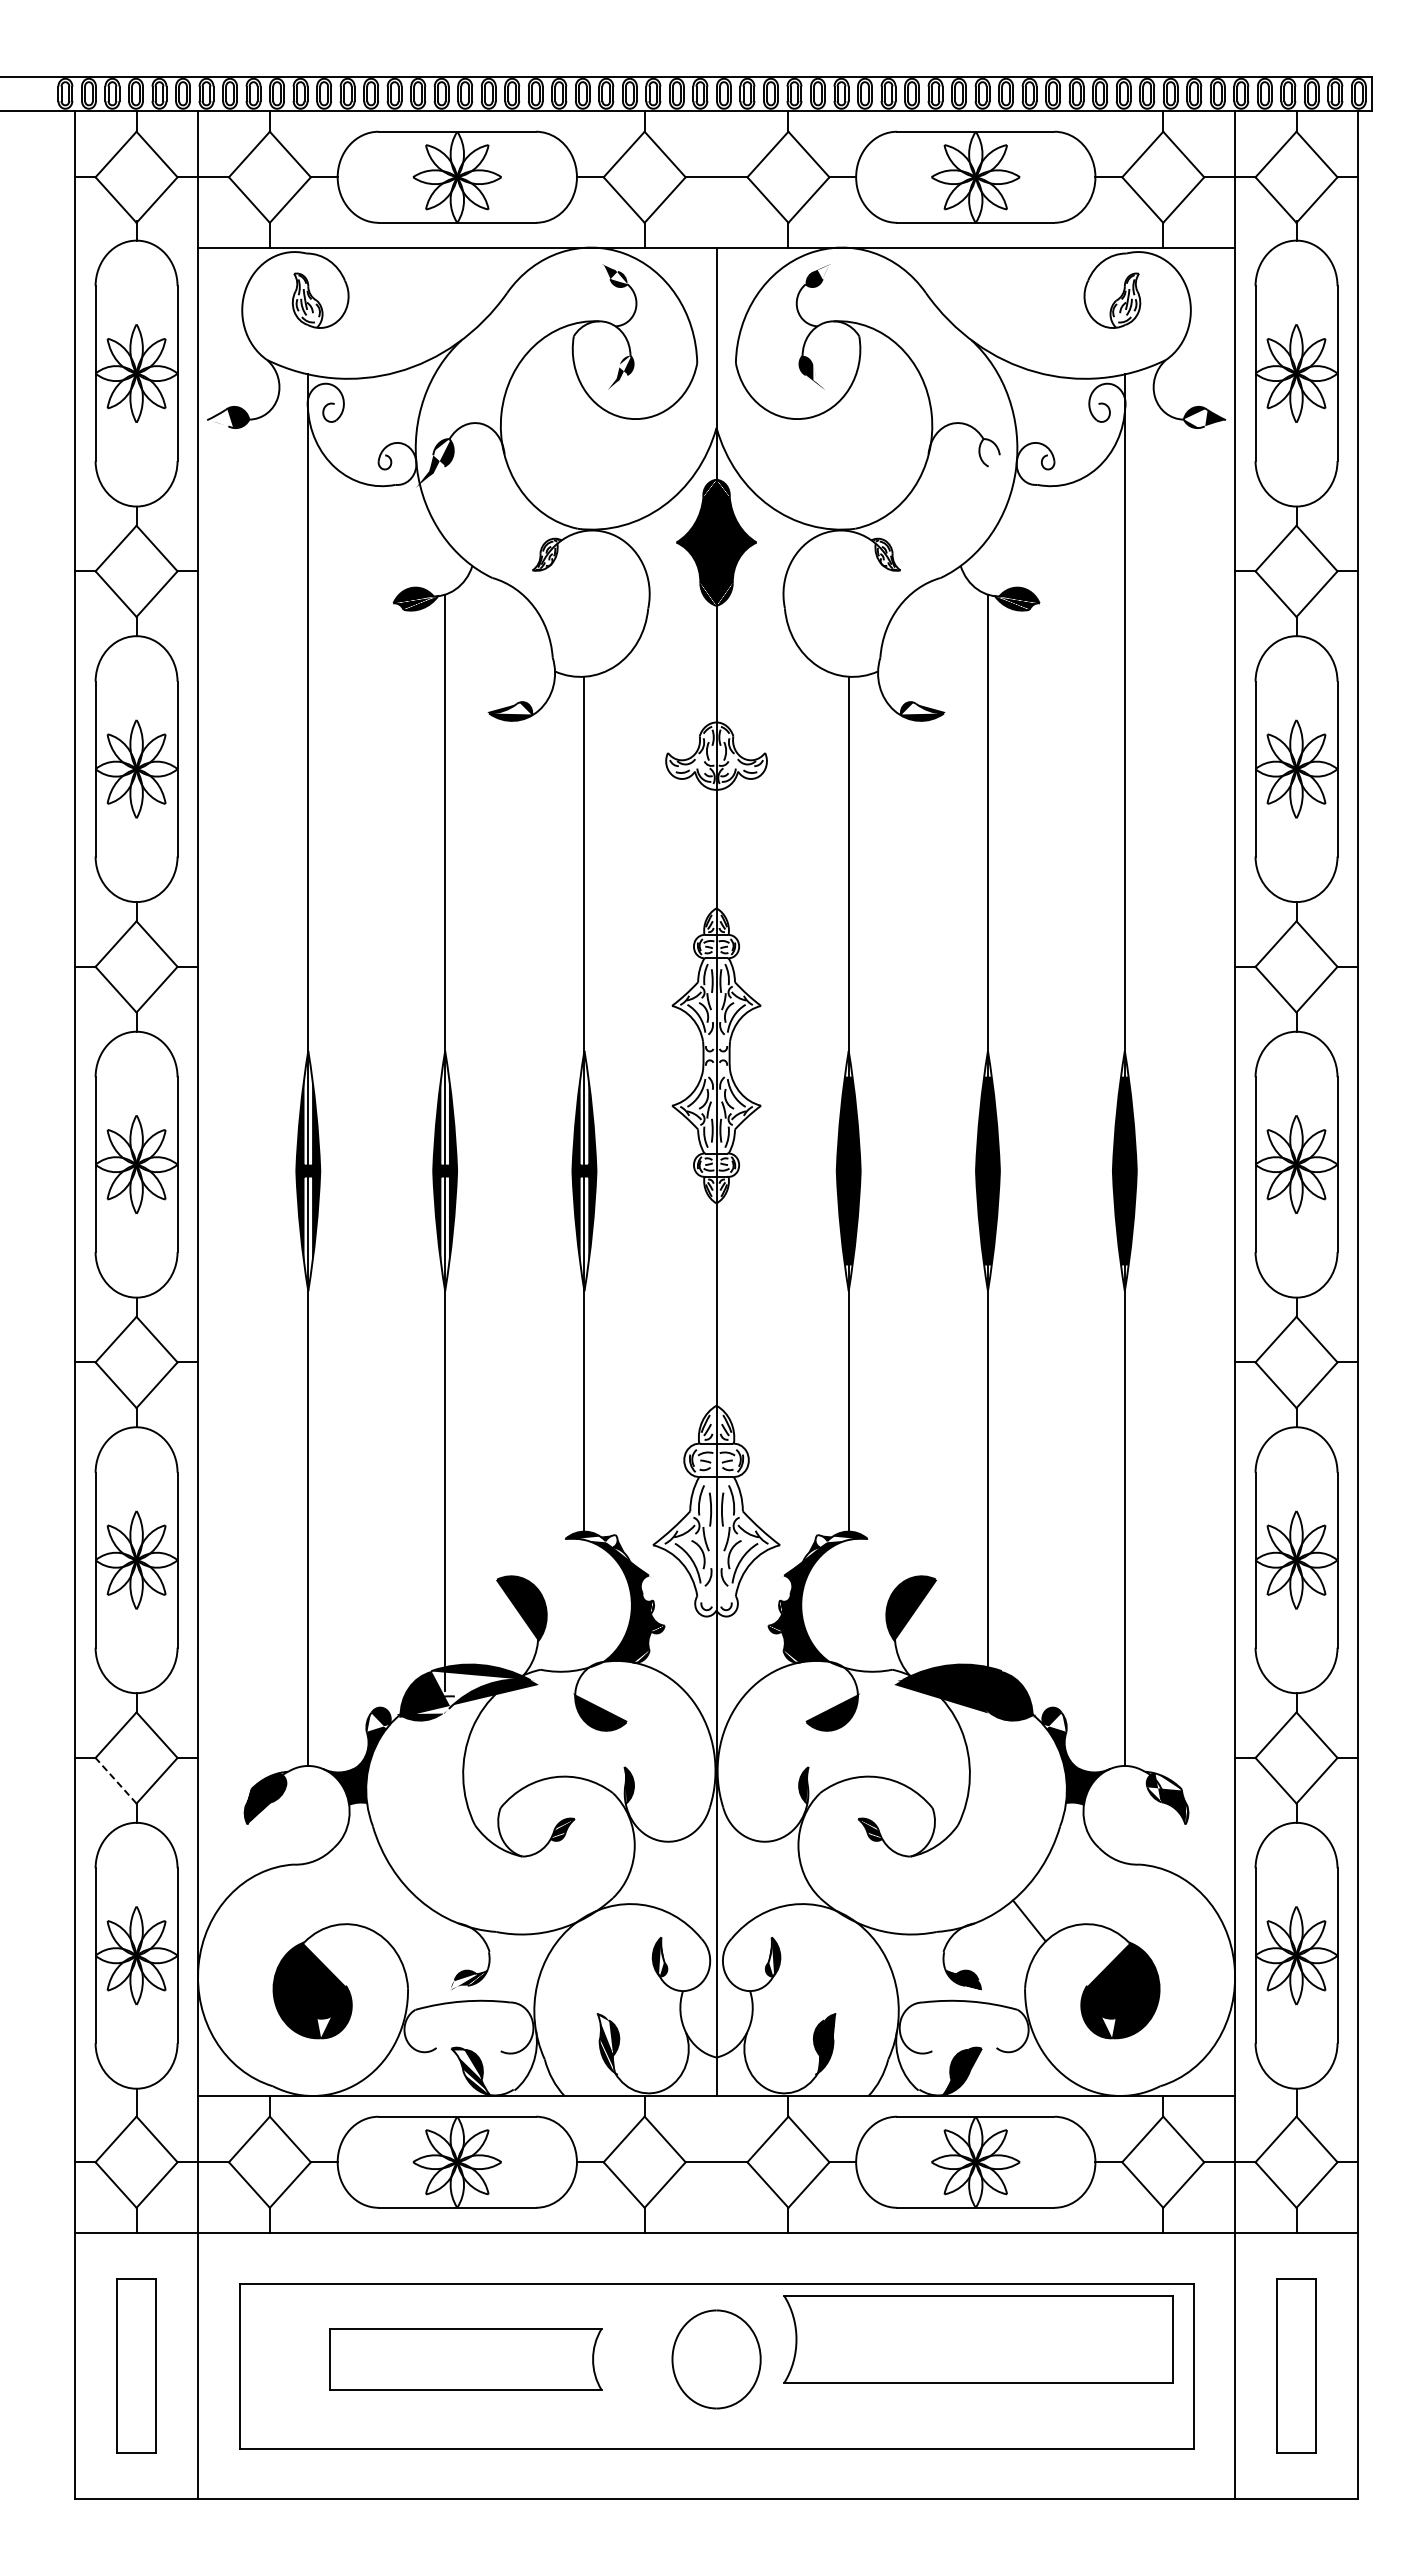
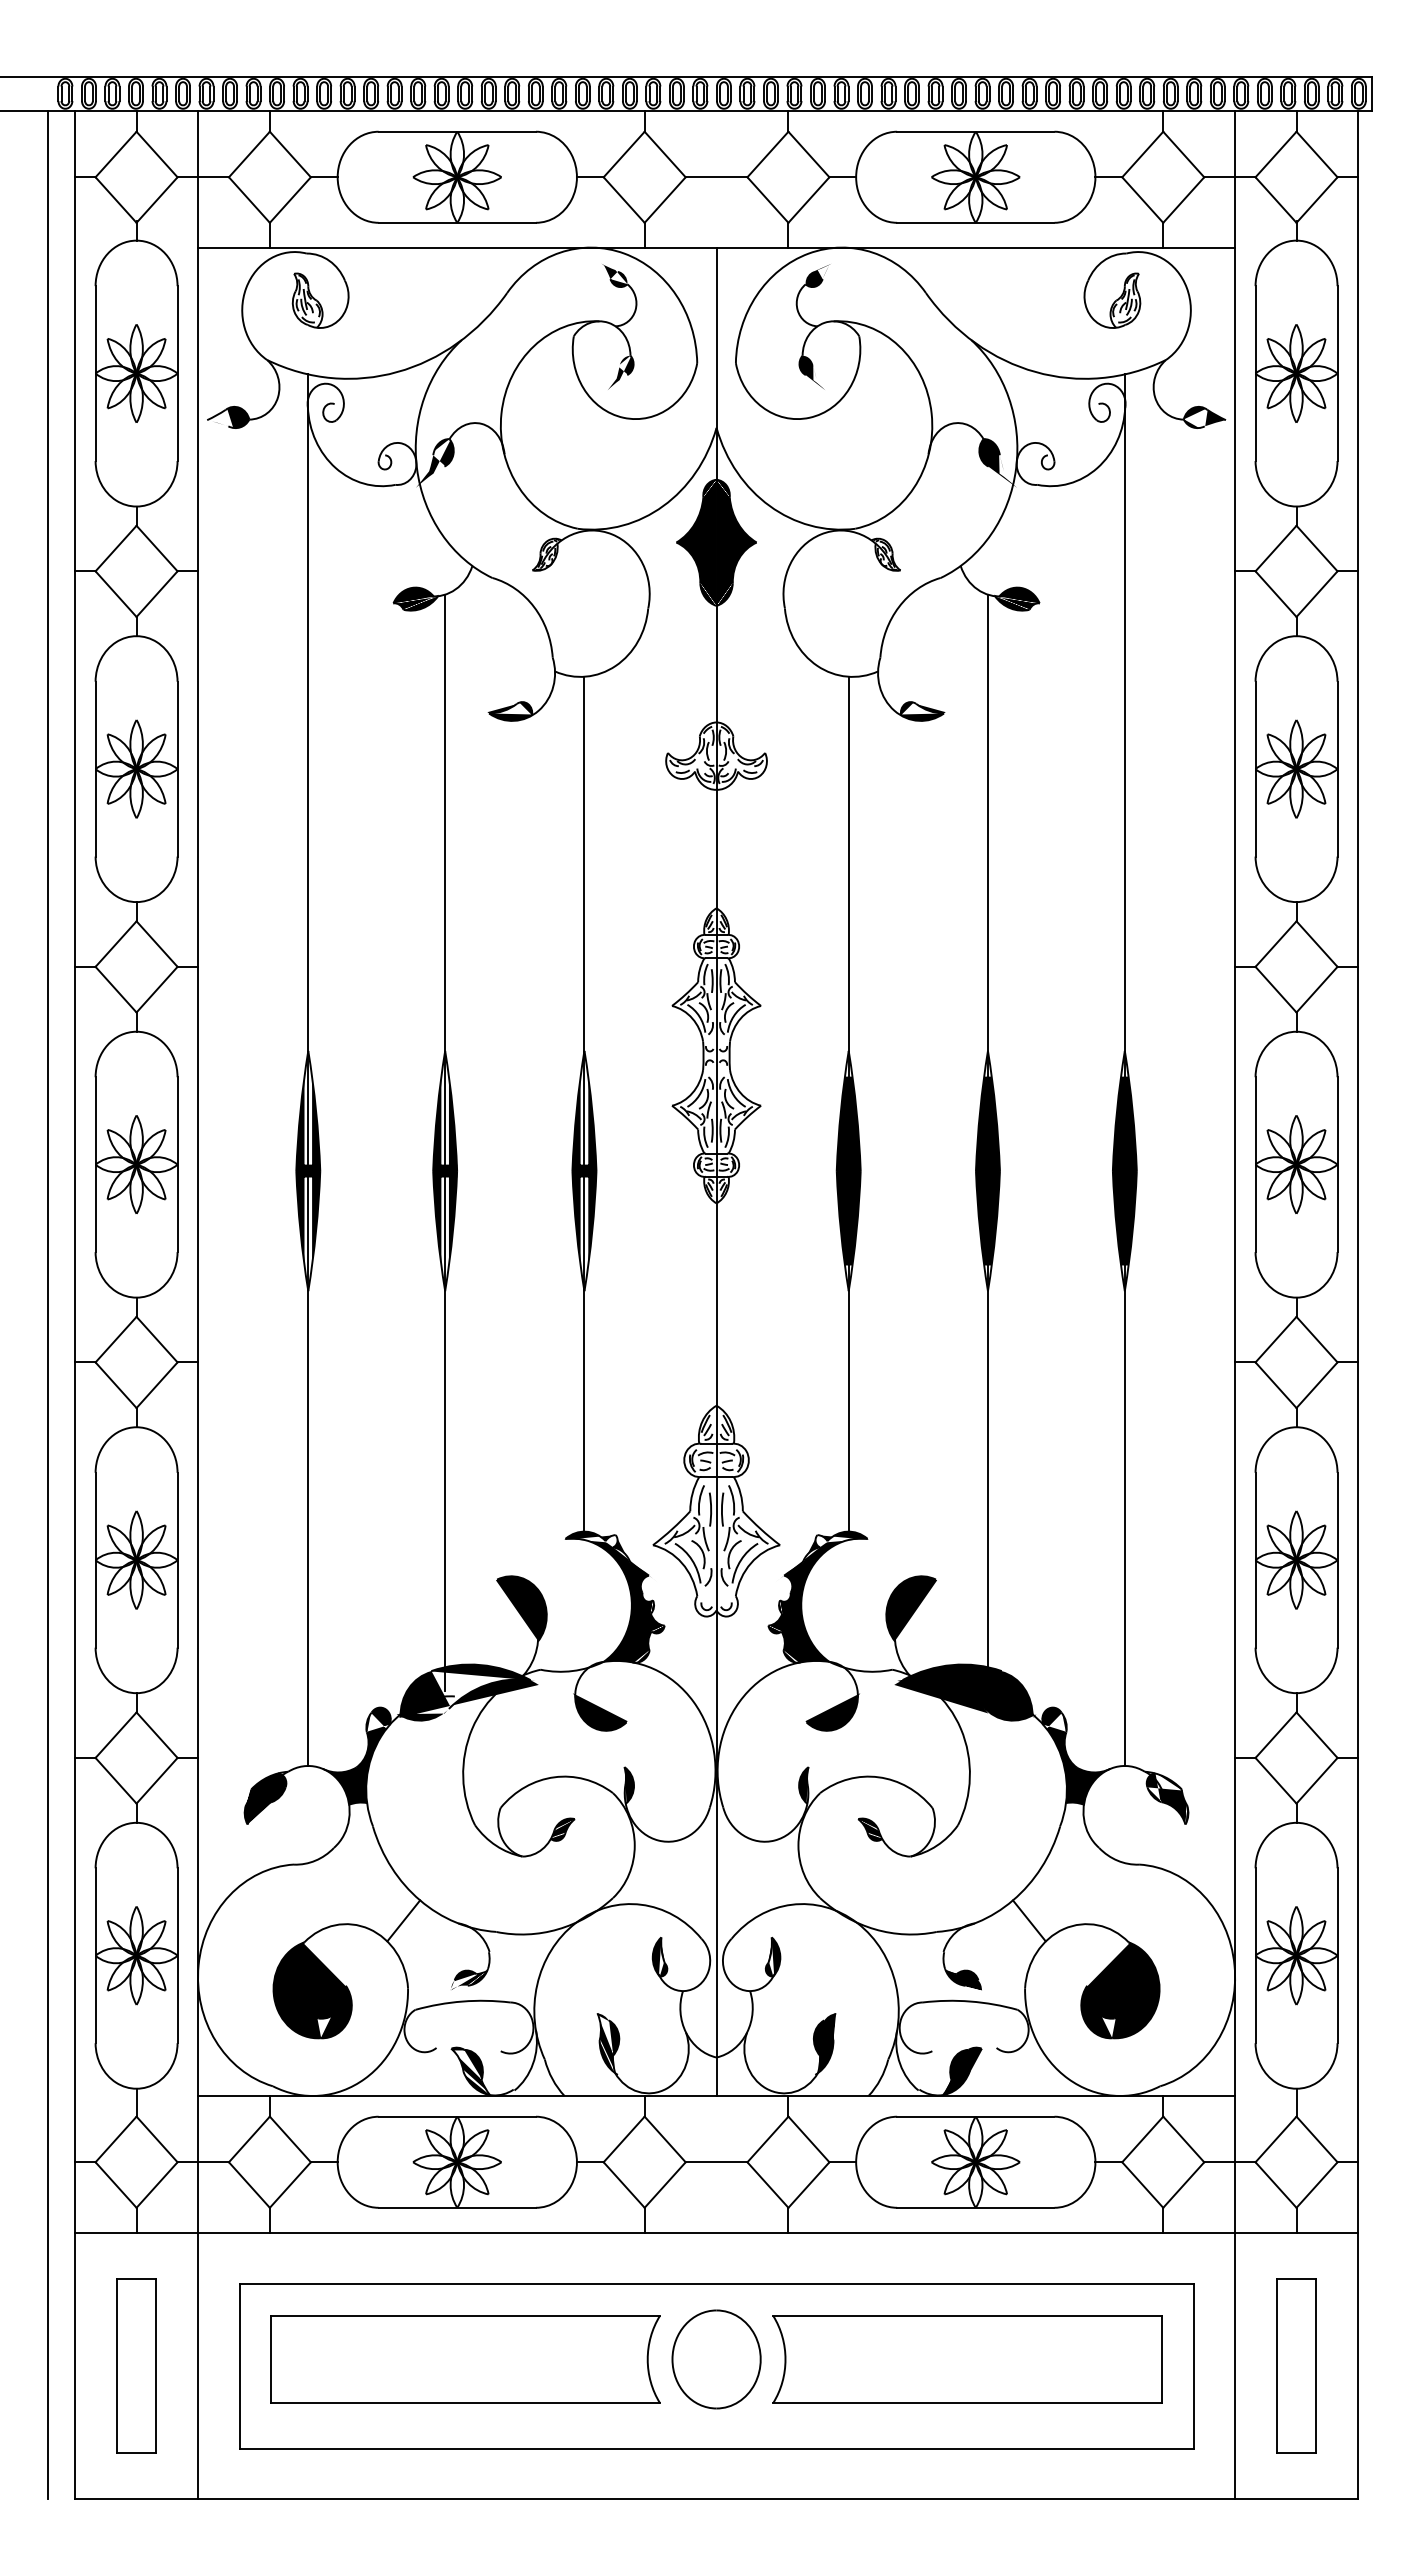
fill: none -> present (998, 463)
line: none -> present (47, 1304)
line: dashed -> solid (116, 1780)
line: none -> present (403, 1920)
part position: (978, 2339) -> (967, 2359) (967, 2359)
part size: 274x63 px -> 391x89 px (465, 2359)
